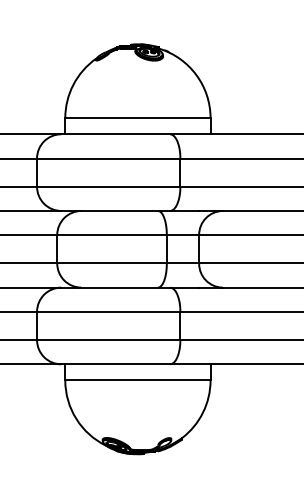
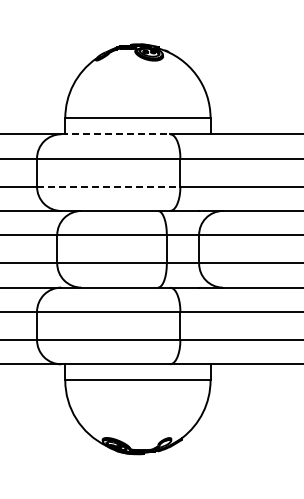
line: solid -> dashed (116, 134)
line: solid -> dashed (108, 186)
